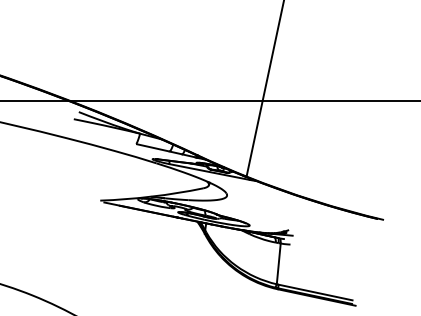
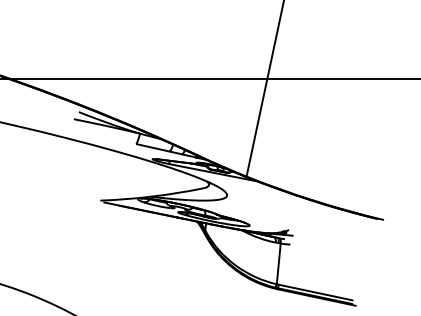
line position: (209, 100) -> (209, 78) (209, 78)
